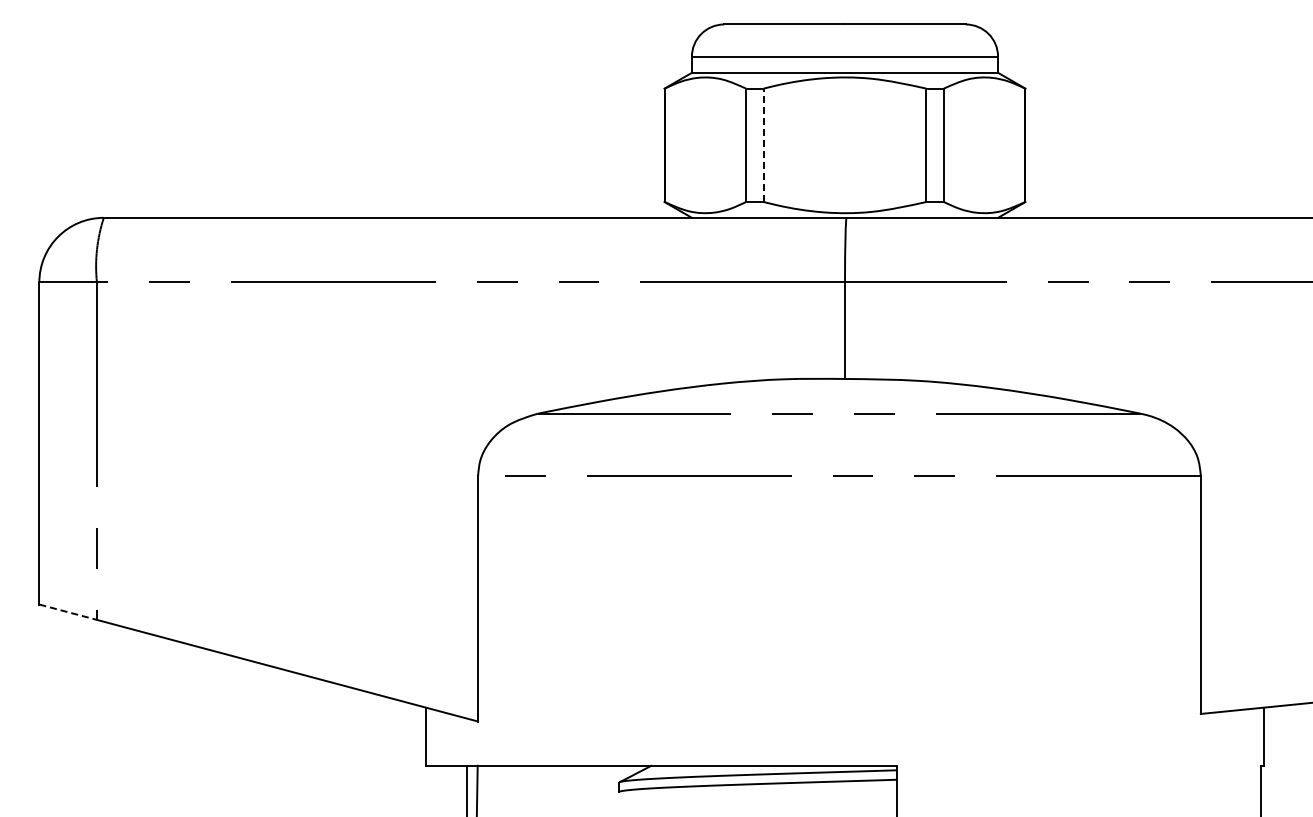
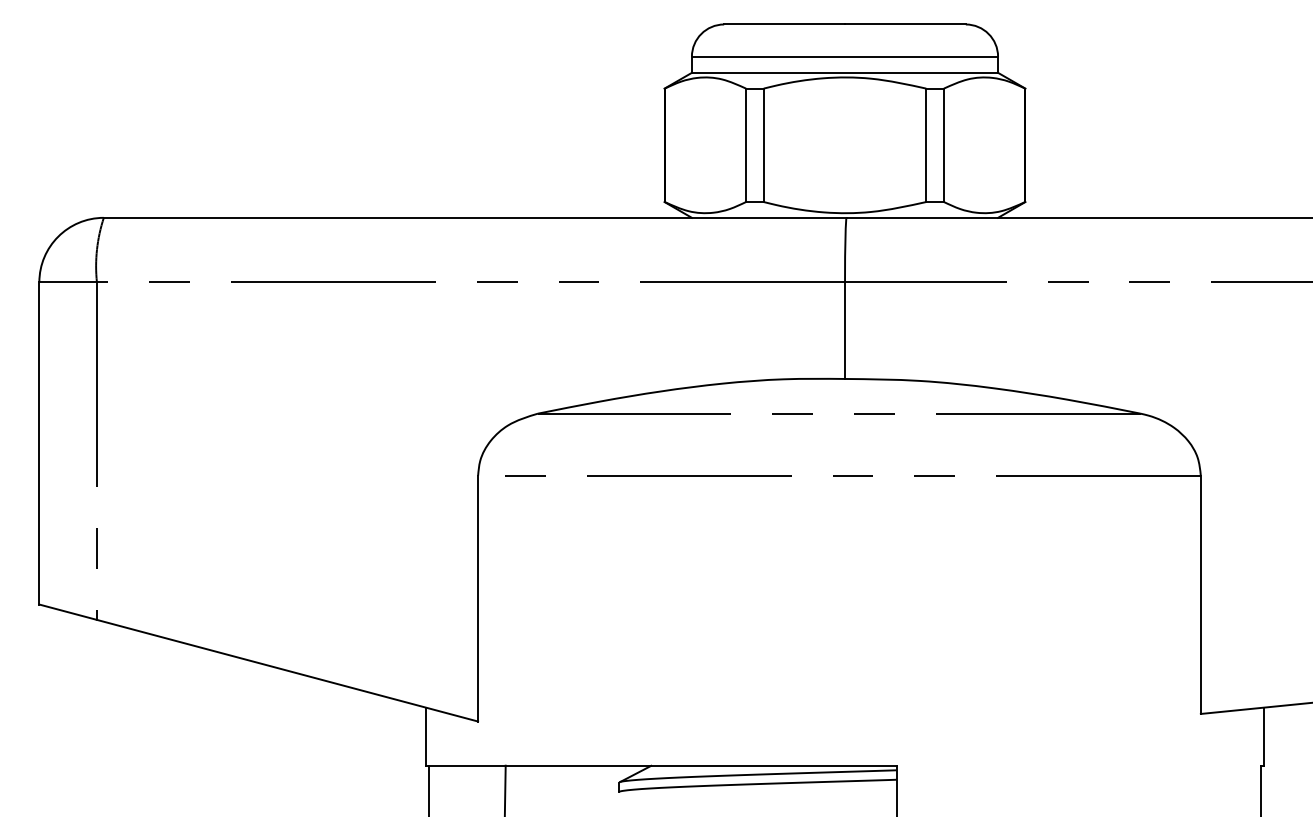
line: dashed -> solid (763, 145)
line: dashed -> solid (68, 612)
line position: (467, 789) -> (429, 789) (429, 789)
line position: (476, 789) -> (504, 789) (504, 789)
